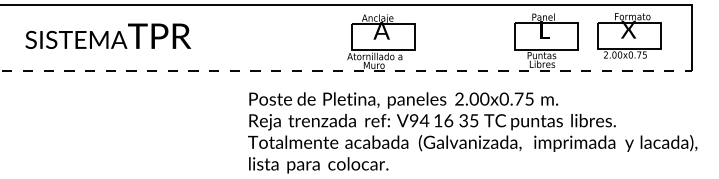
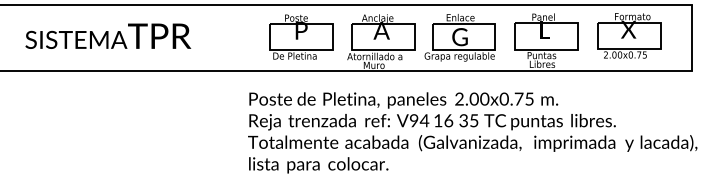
part: none -> present (301, 36)
part: none -> present (459, 37)
line: dashed -> solid (345, 71)
